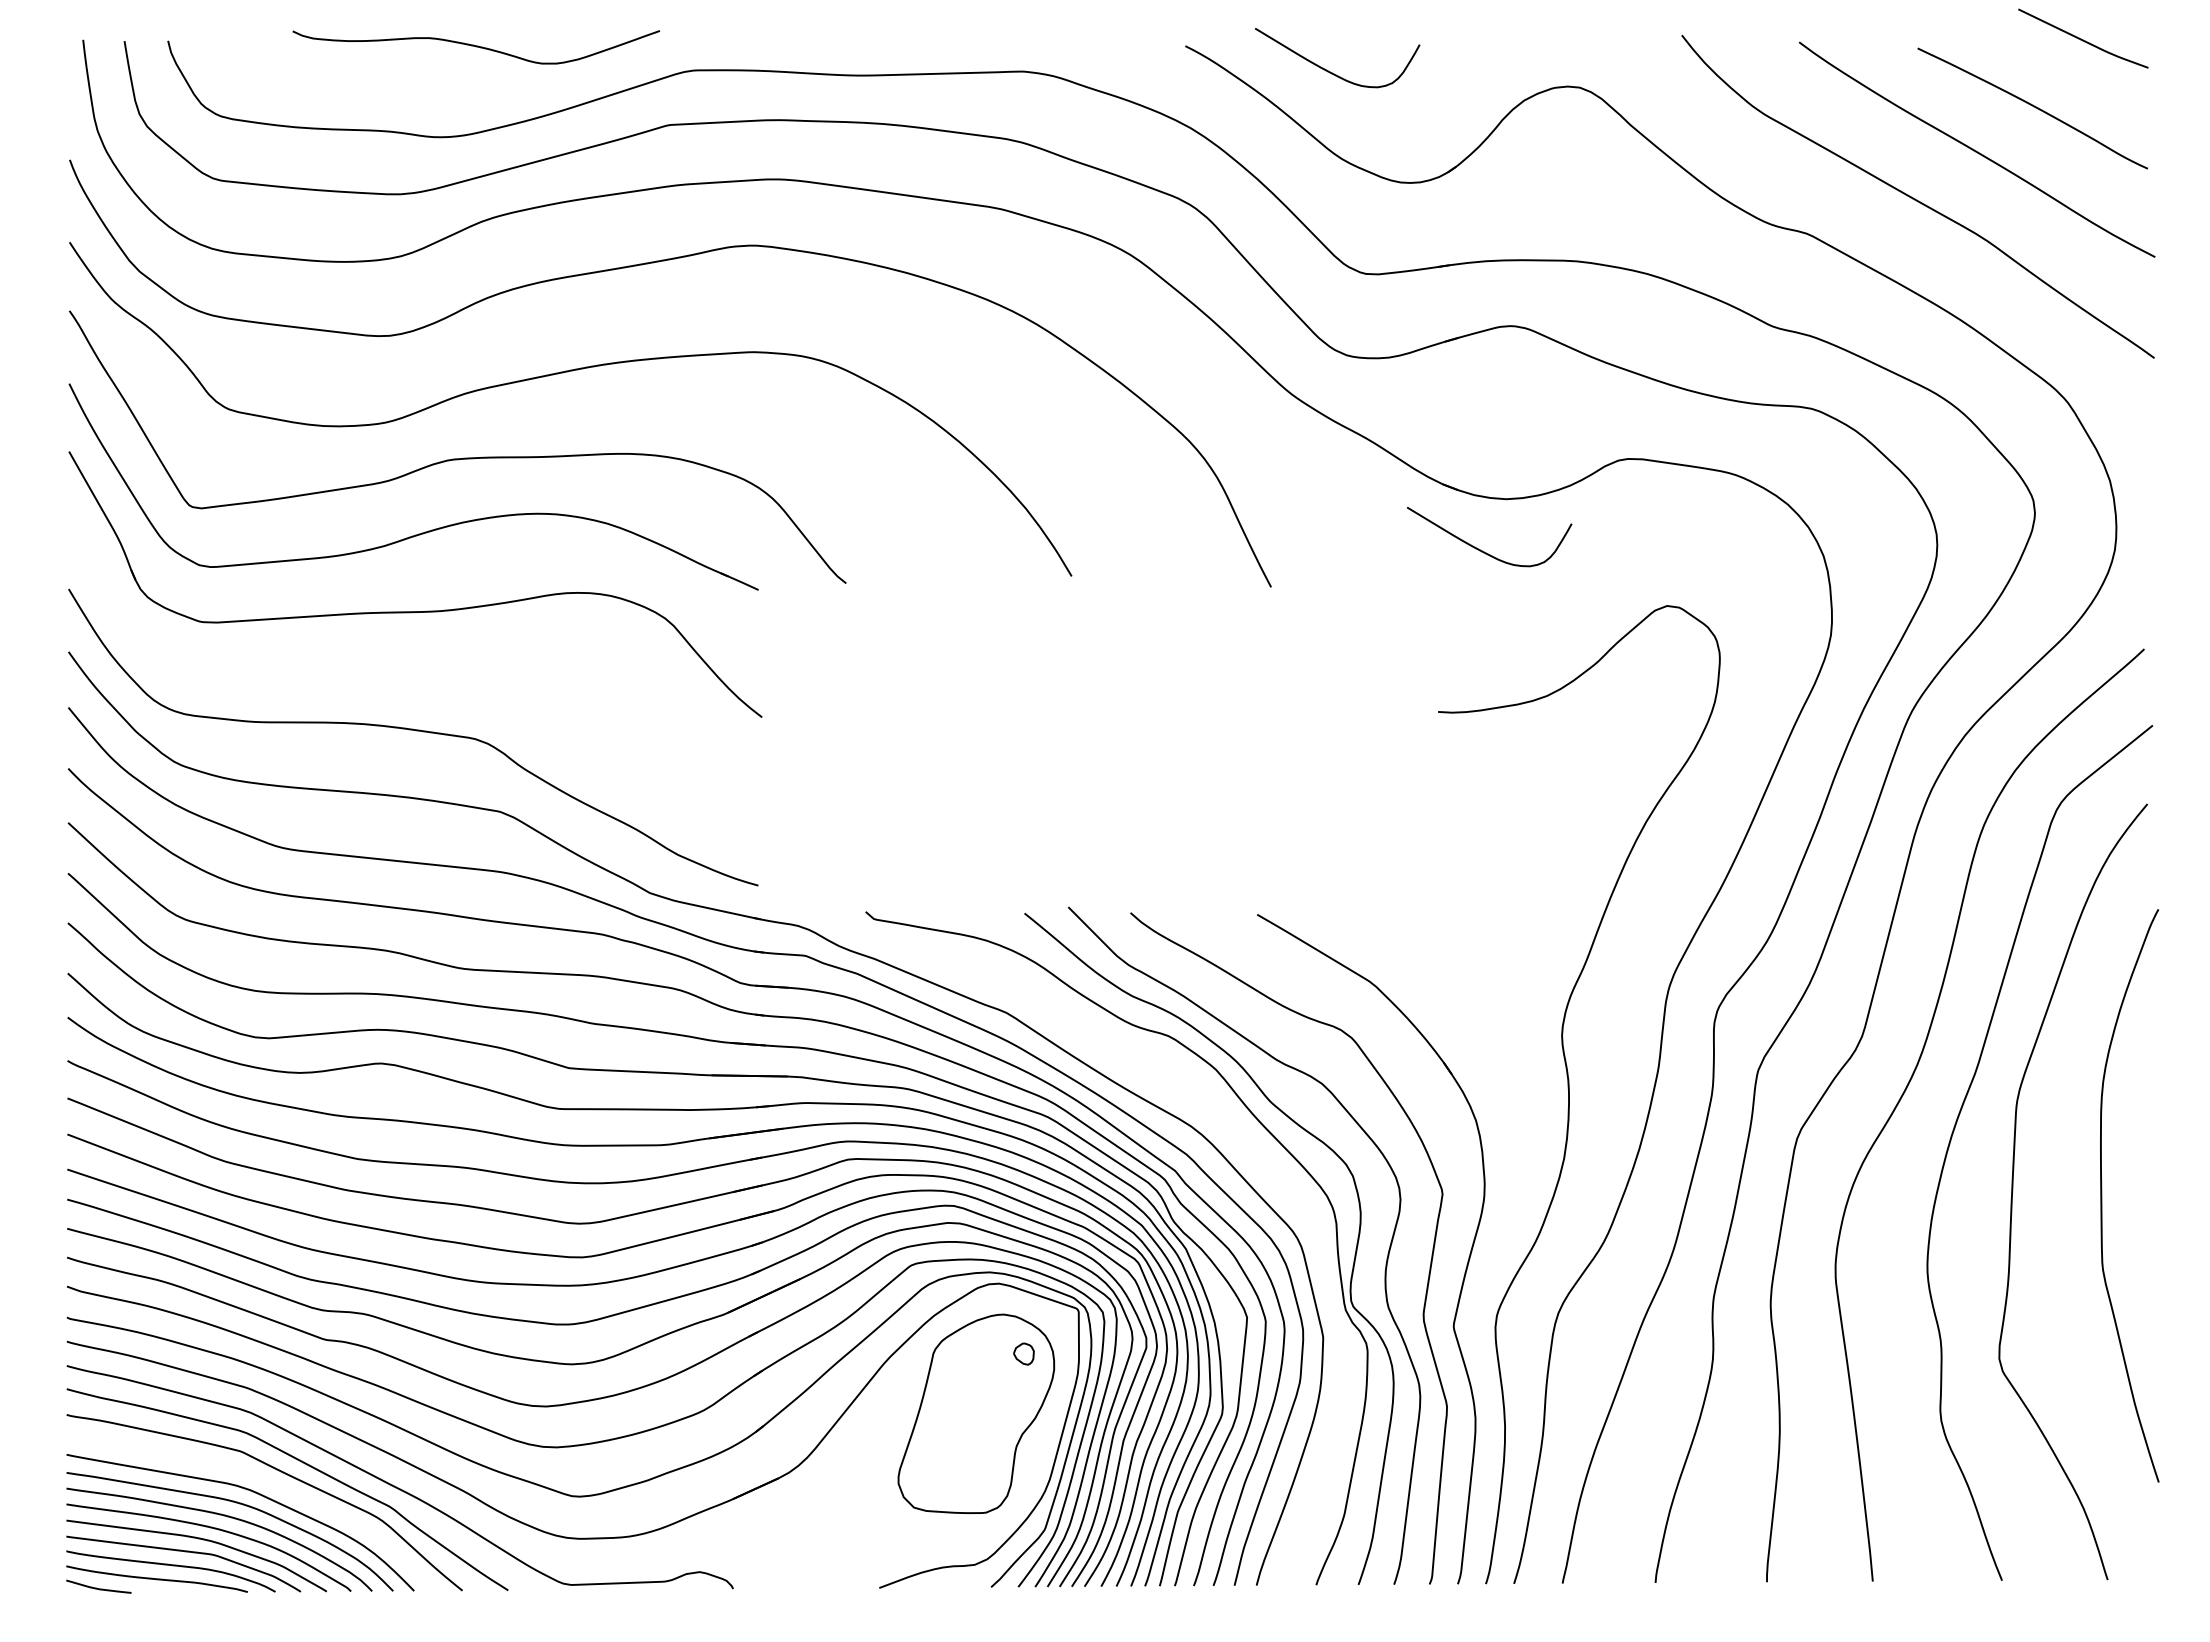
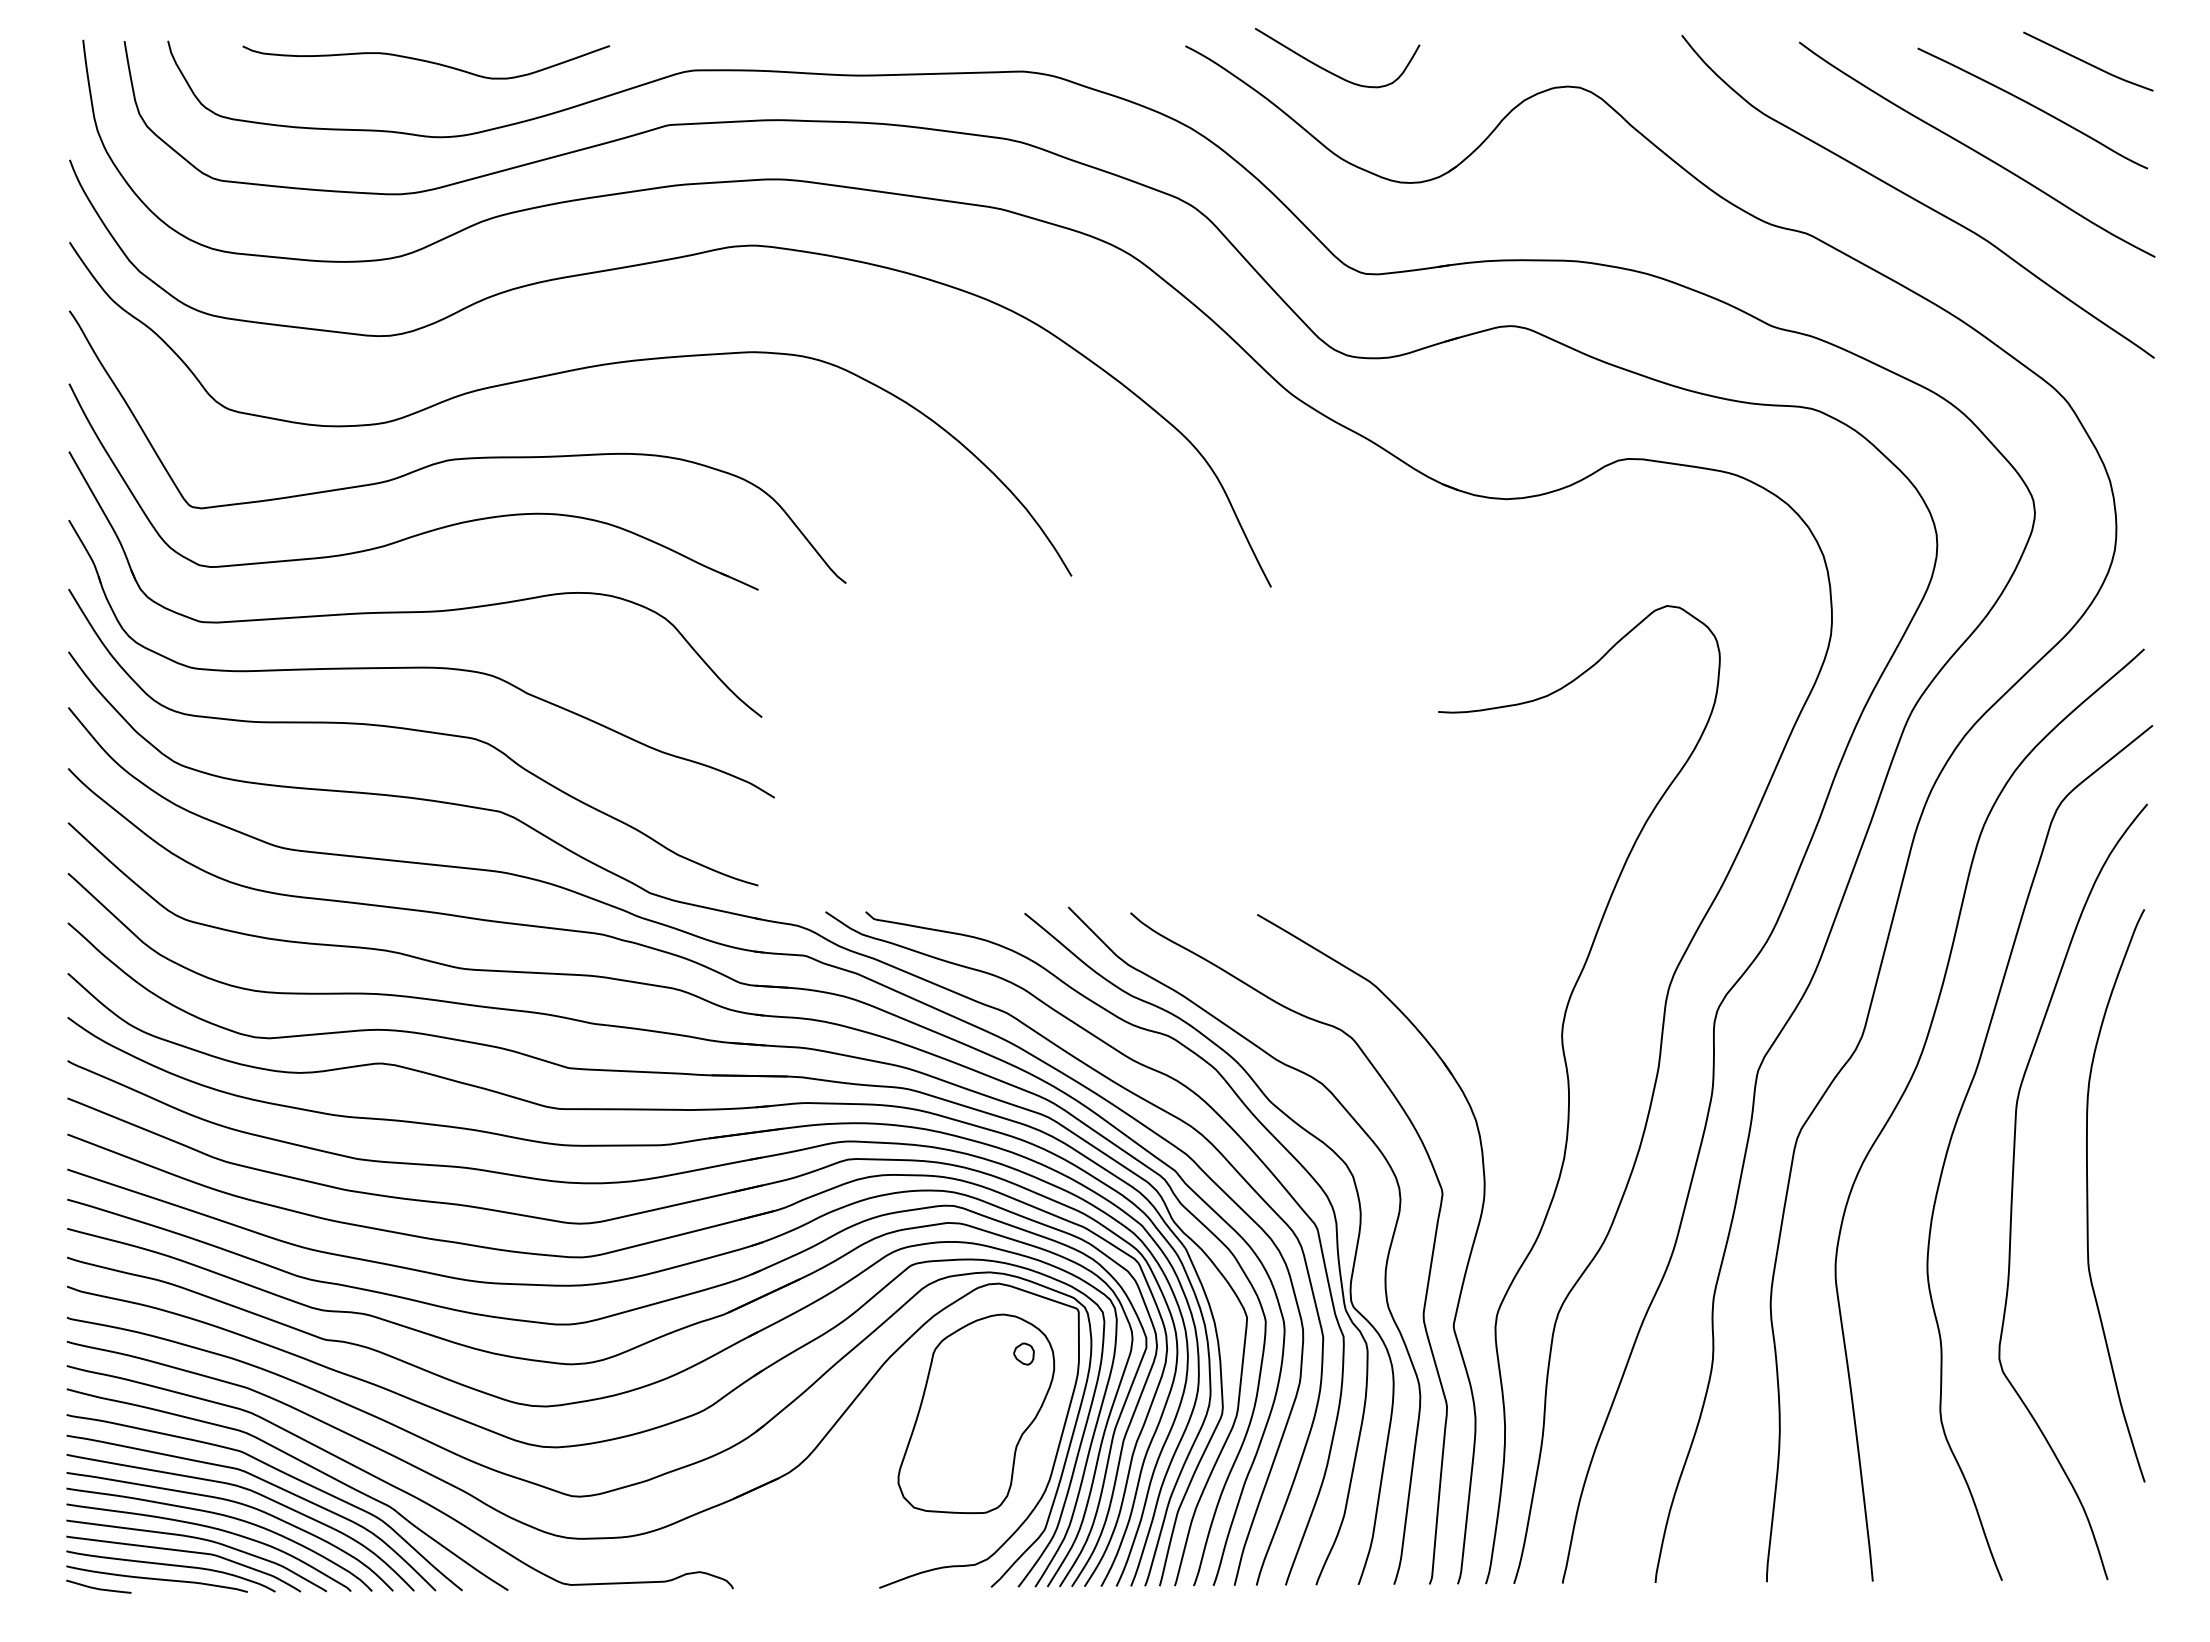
curve position: (2083, 39) -> (2088, 62) (2088, 62)
curve position: (476, 47) -> (426, 62) (426, 62)
curve: present -> none (1482, 550)
part: none -> present (421, 666)
curve: none -> present (1217, 1115)
curve position: (2102, 1195) -> (2088, 1195) (2088, 1195)
curve: none -> present (265, 1482)
